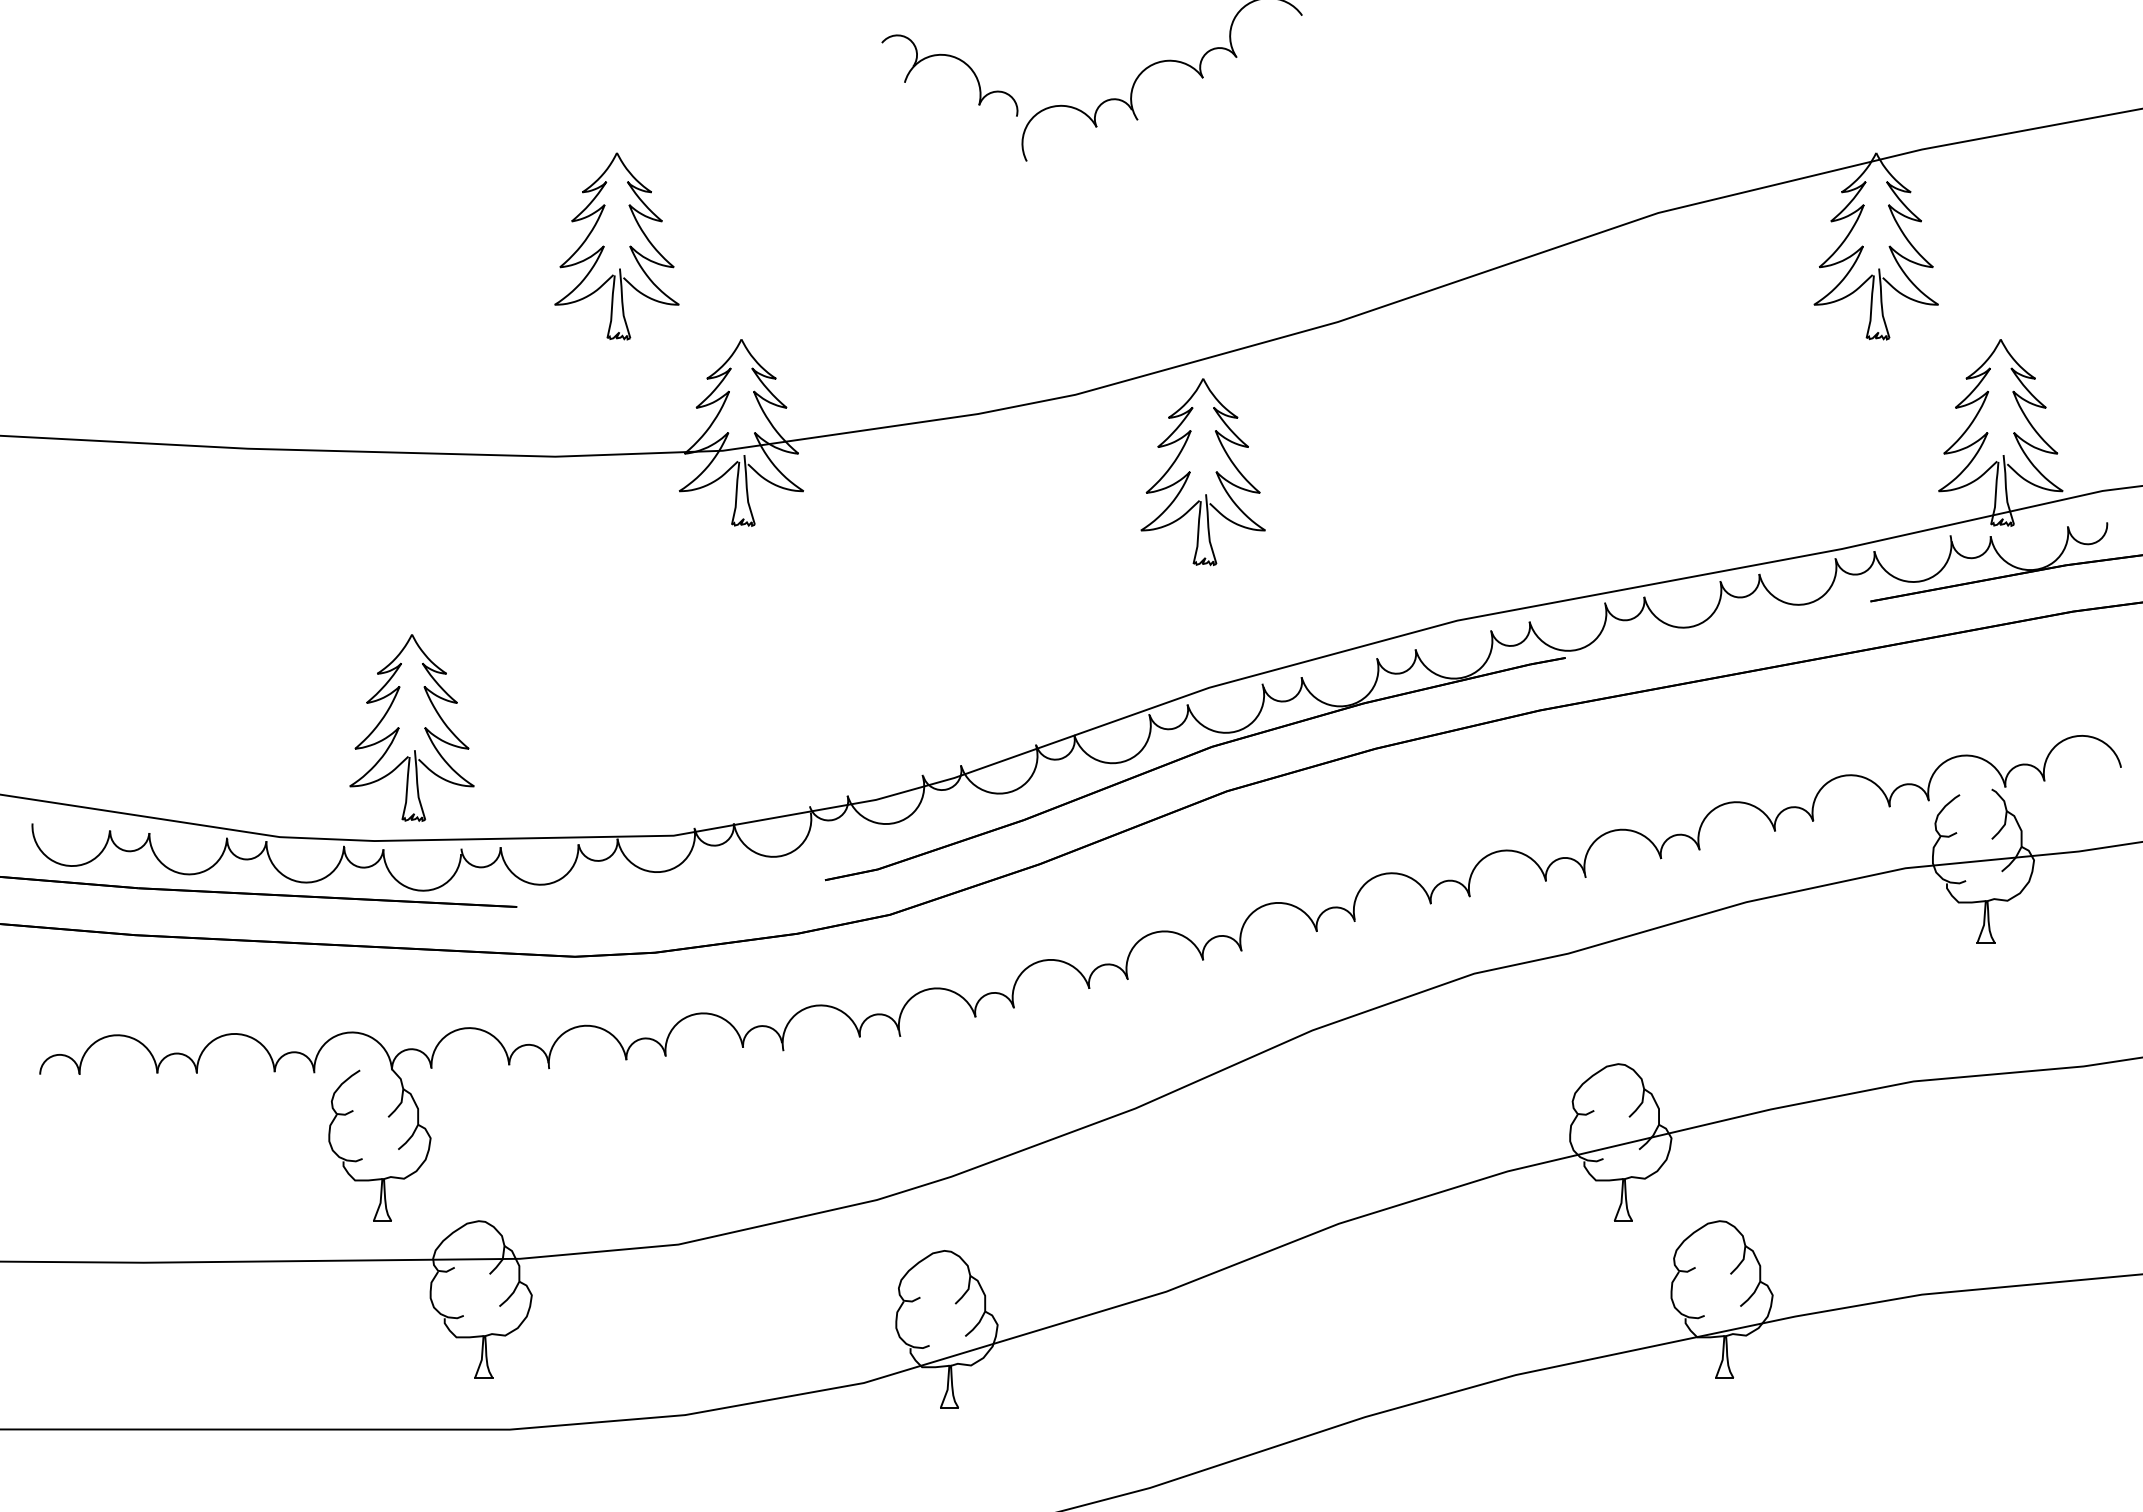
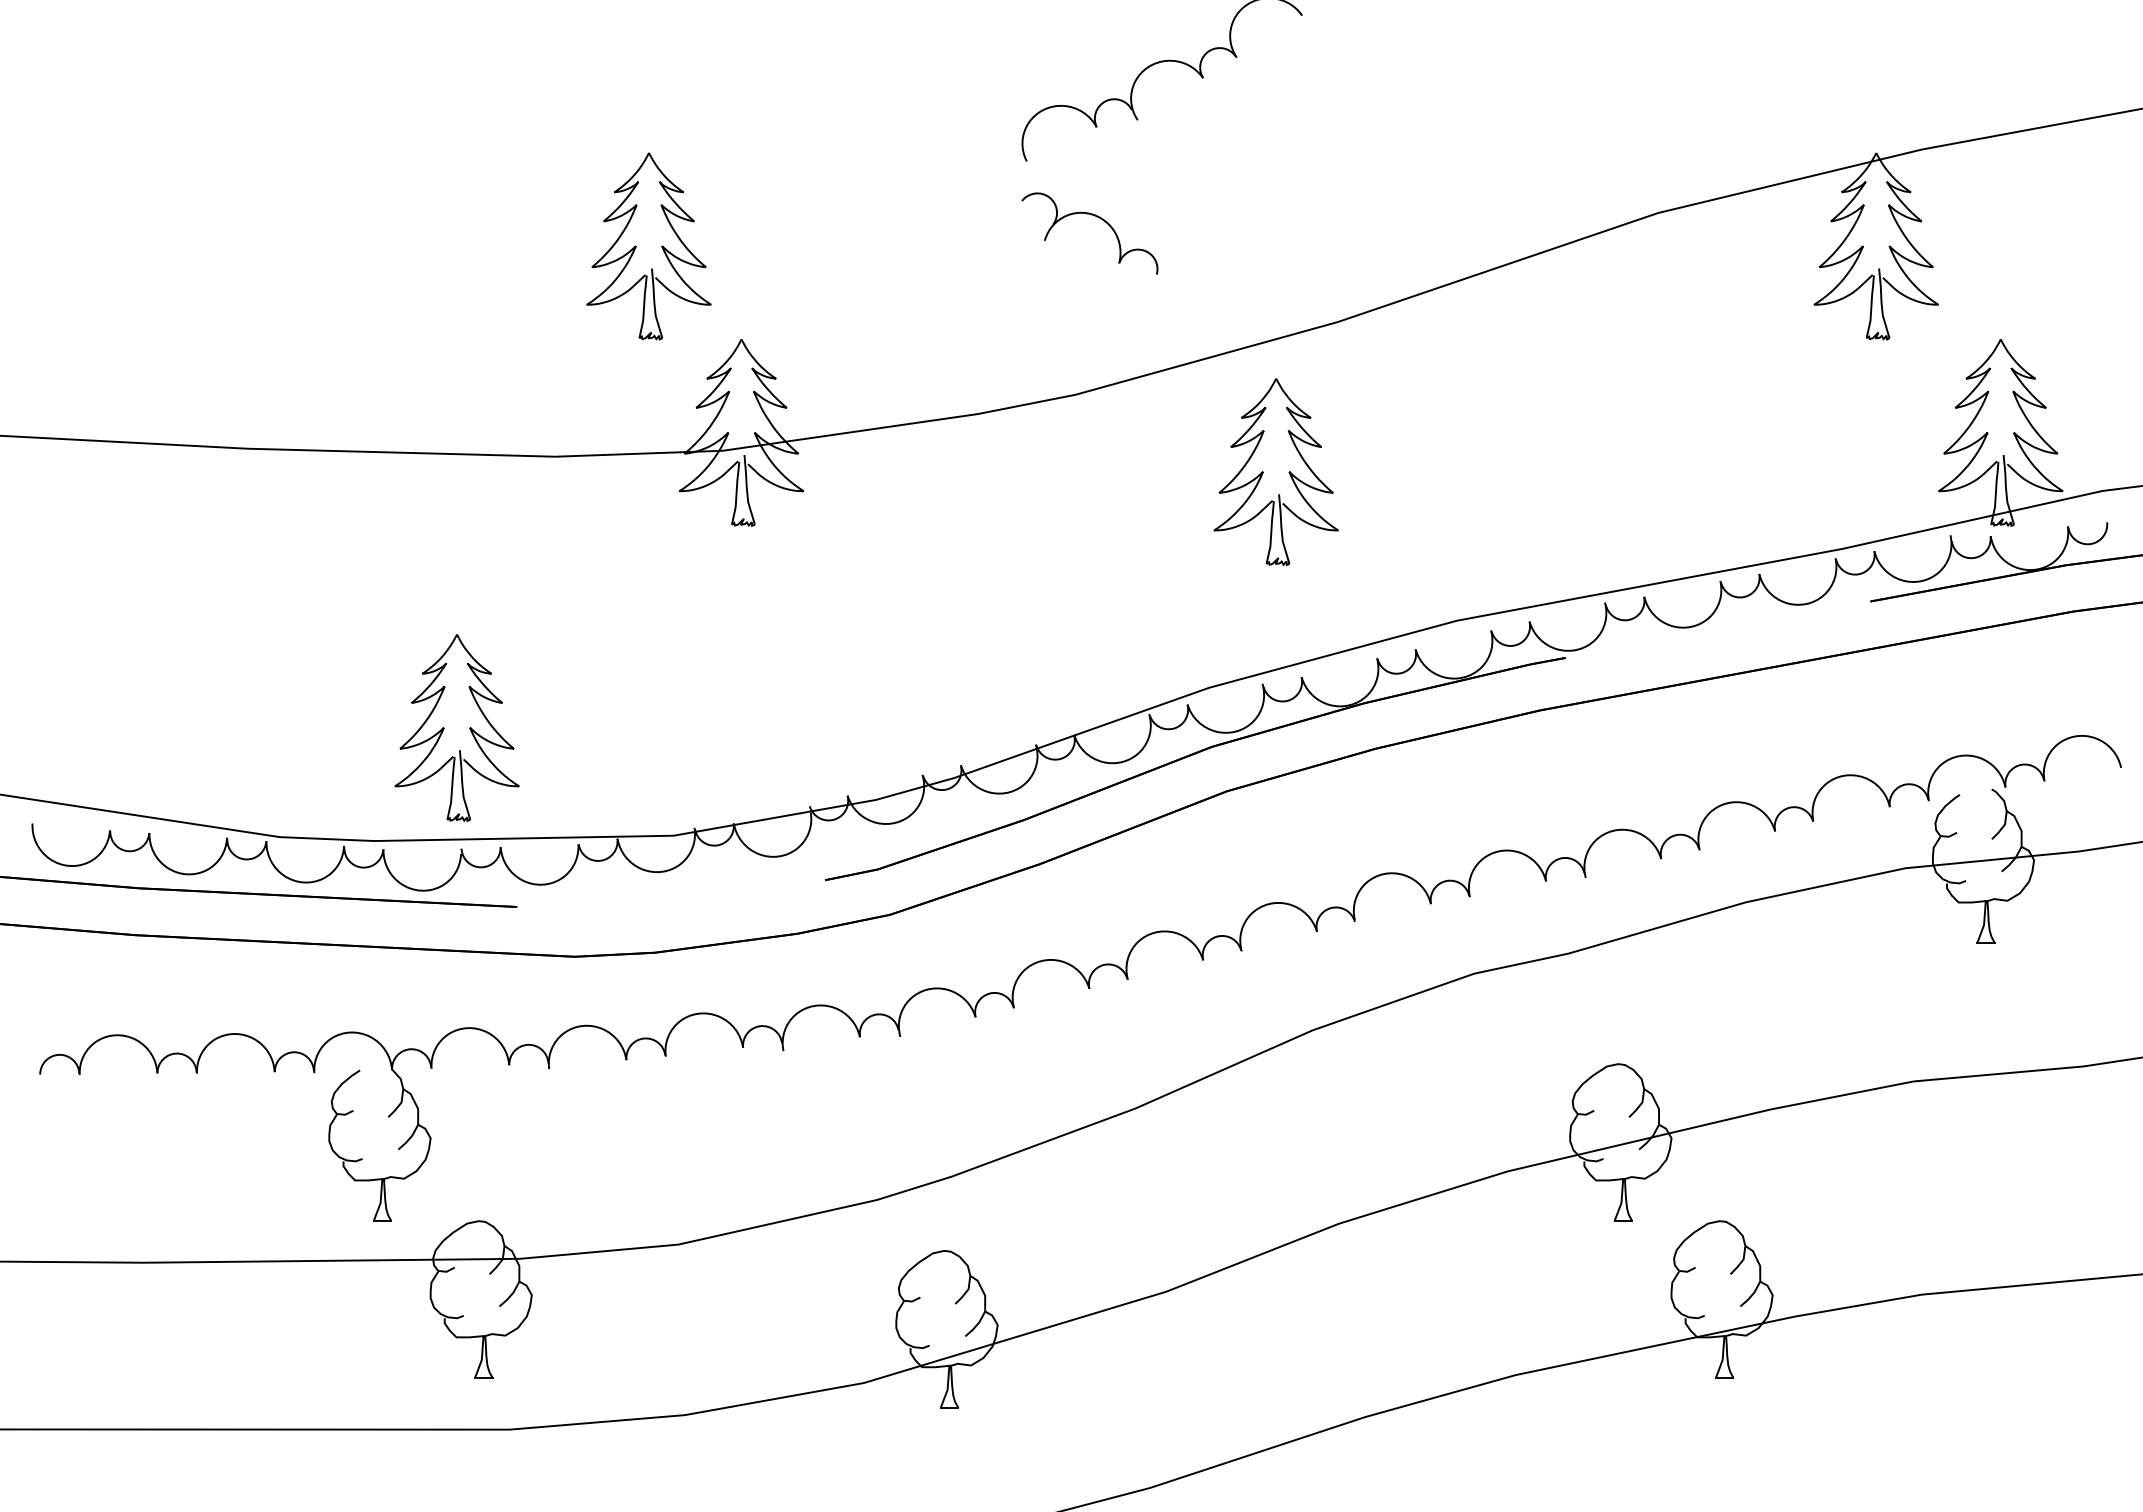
part position: (956, 59) -> (1096, 217) (1096, 217)
part position: (604, 246) -> (636, 246) (636, 246)
part position: (1190, 472) -> (1263, 472) (1263, 472)
part position: (399, 727) -> (444, 727) (444, 727)
